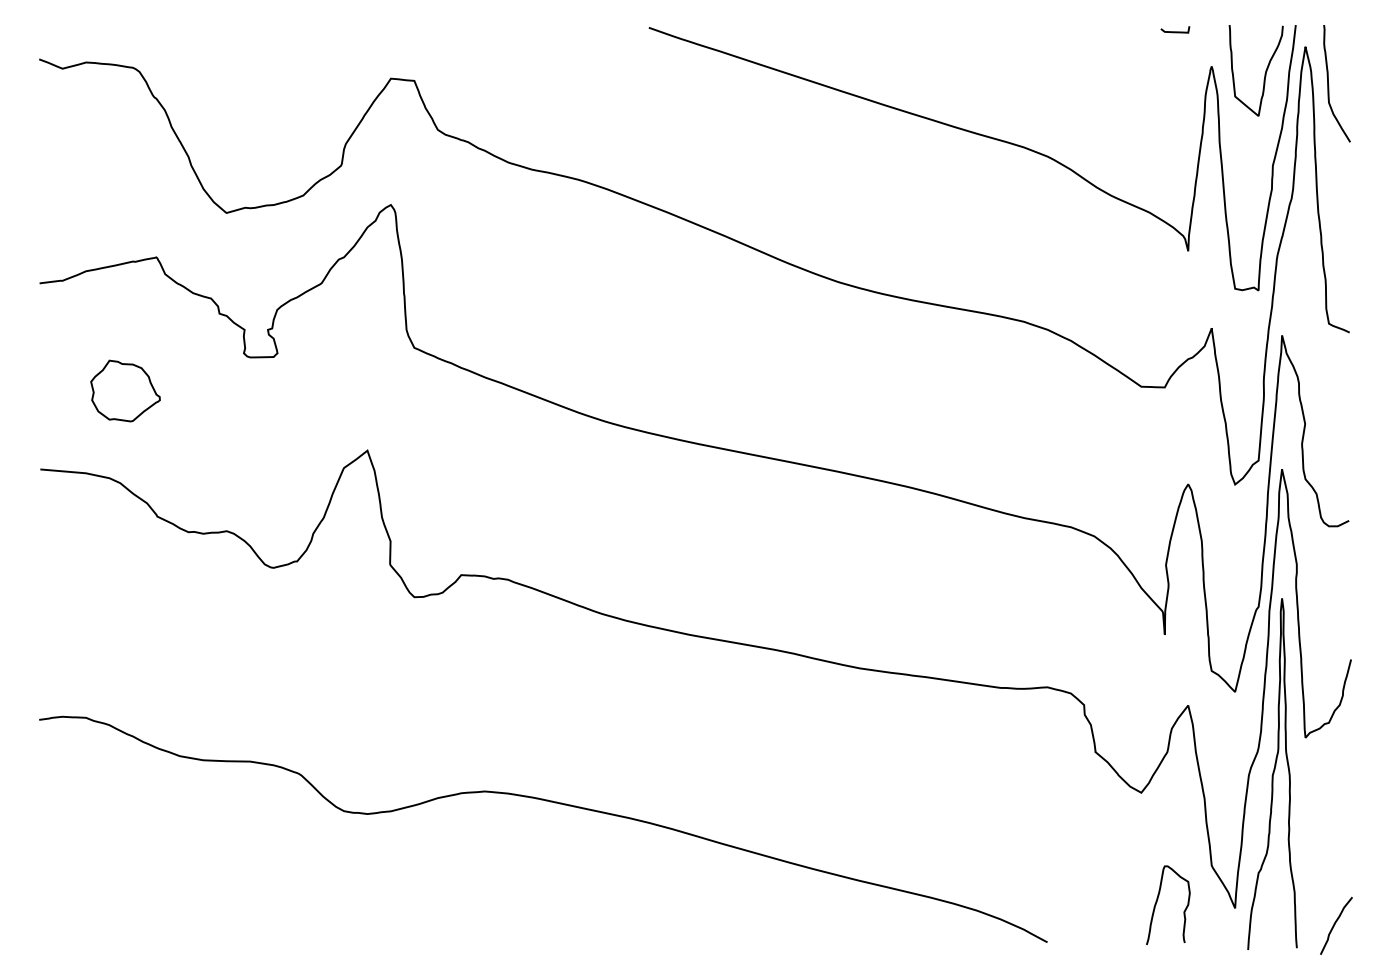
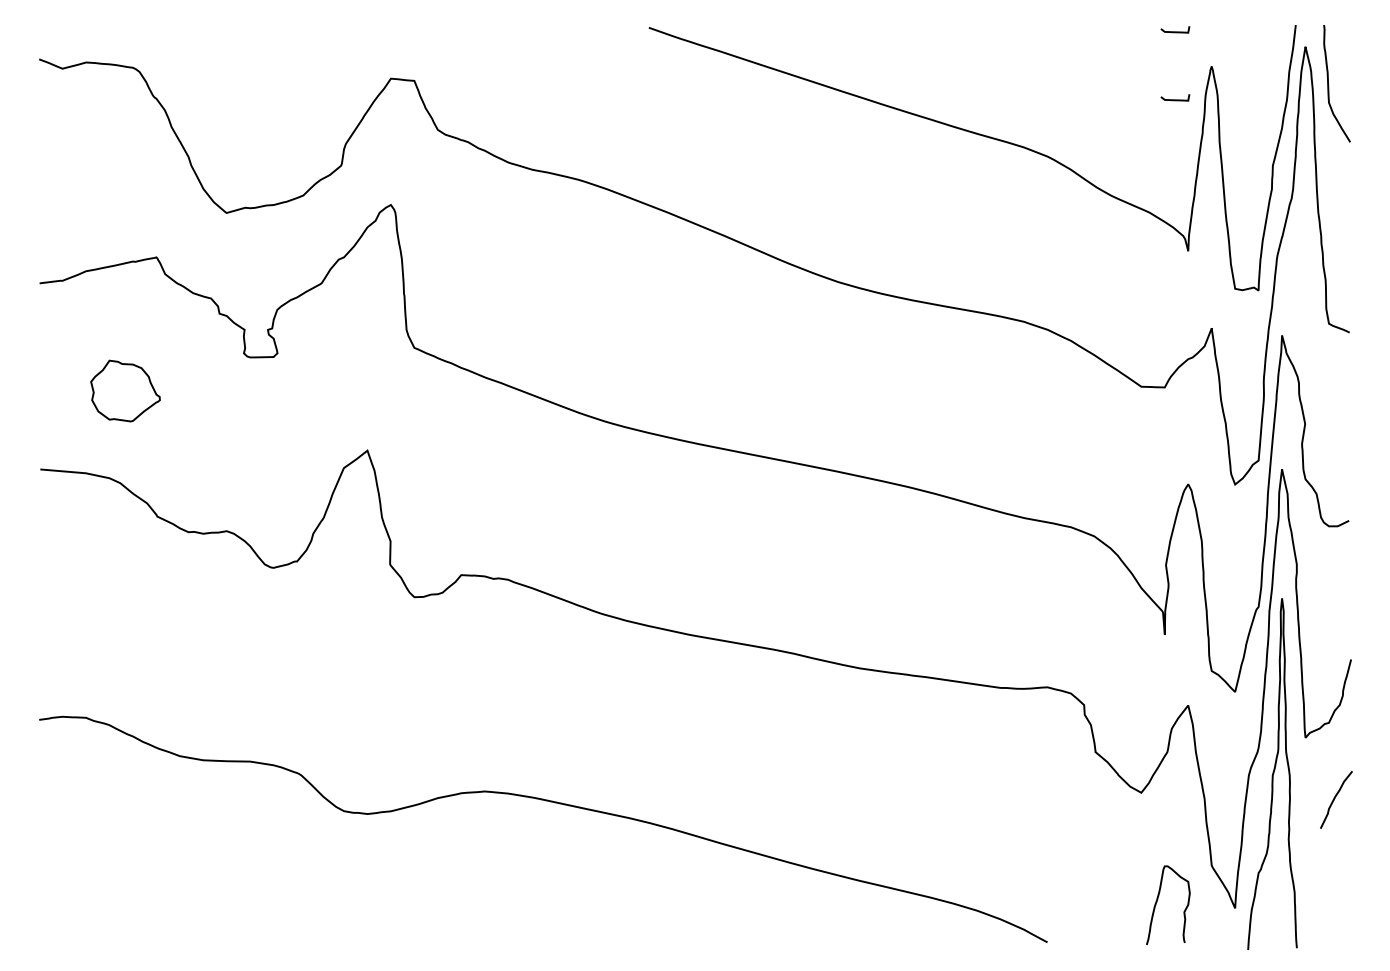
curve: present -> none (1264, 73)
curve: none -> present (1175, 99)
curve position: (1335, 924) -> (1335, 798) (1335, 798)
